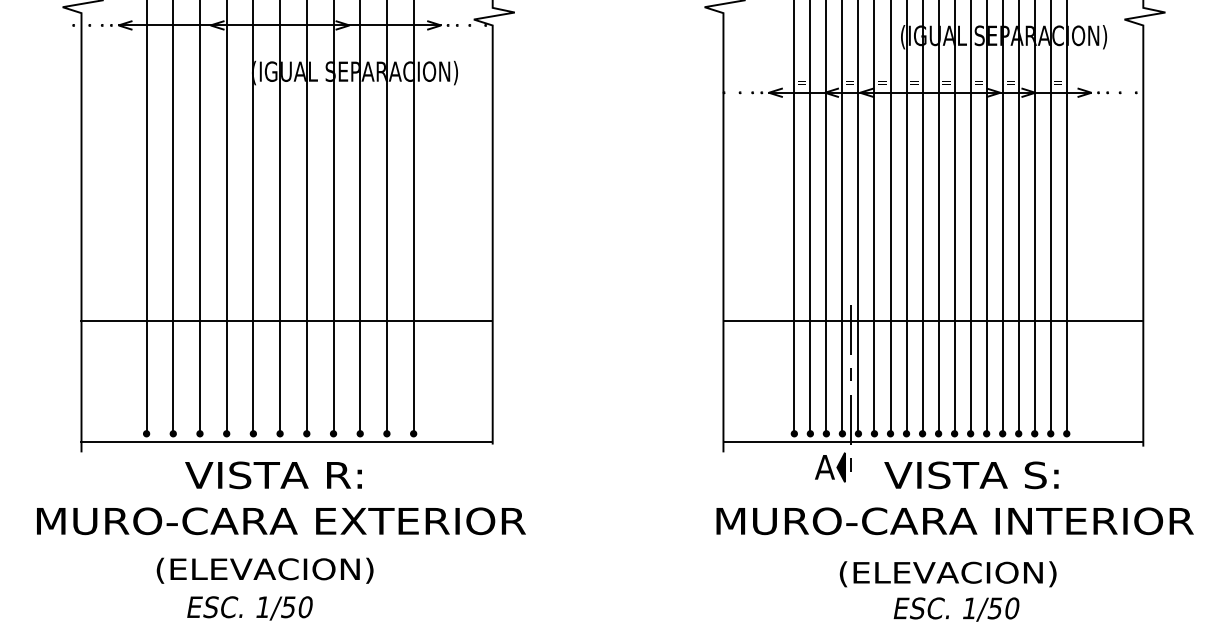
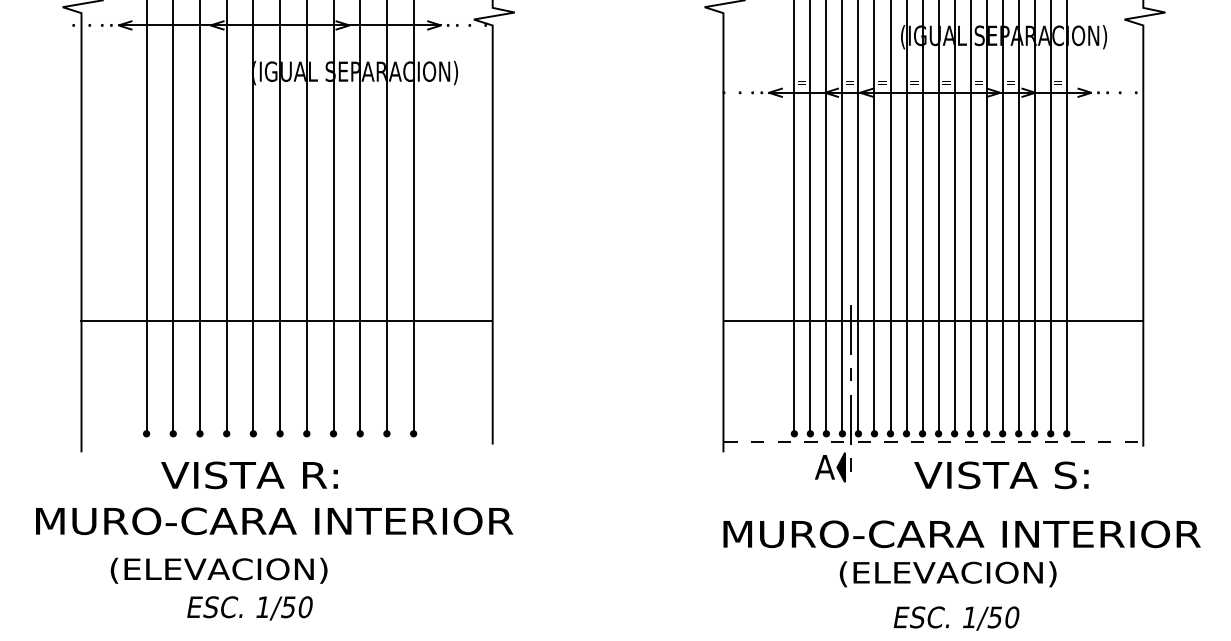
line: present -> none (286, 441)
line: solid -> dashed (933, 441)
text position: (273, 475) -> (249, 475) (249, 475)
text position: (971, 475) -> (1001, 475) (1001, 475)
text: MURO-CARA EXTERIOR -> MURO-CARA INTERIOR (280, 521)
text position: (954, 521) -> (961, 534) (961, 534)
text position: (264, 570) -> (218, 570) (218, 570)
text position: (956, 609) -> (956, 618) (956, 618)
